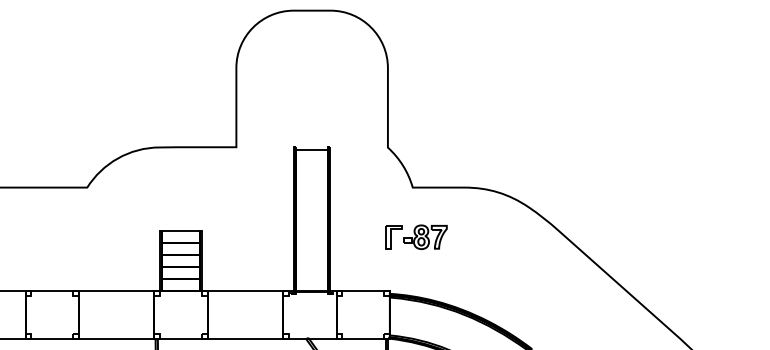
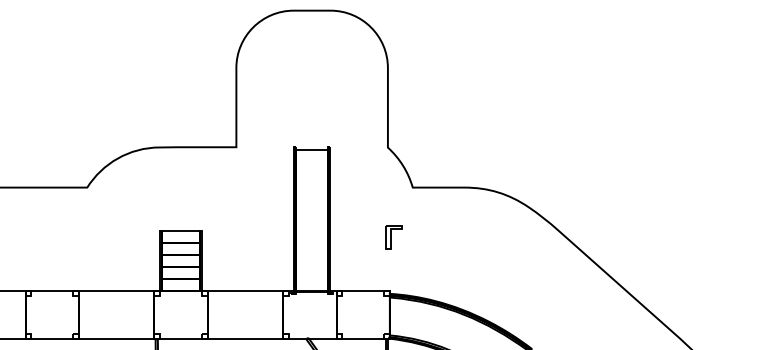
part: present -> none (425, 236)
